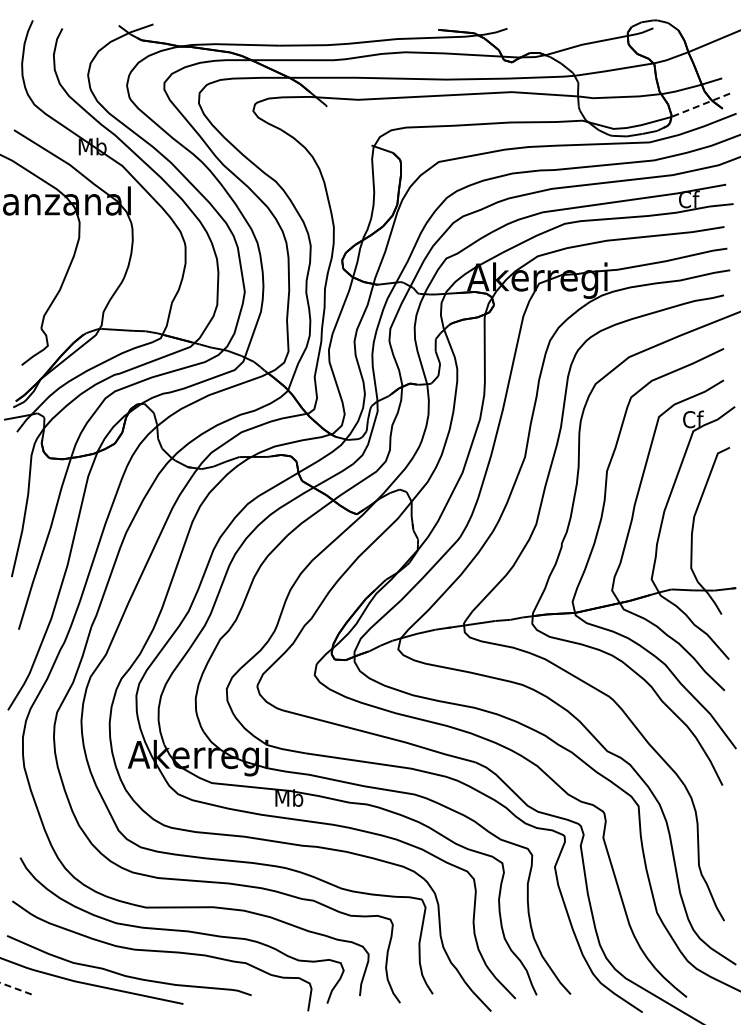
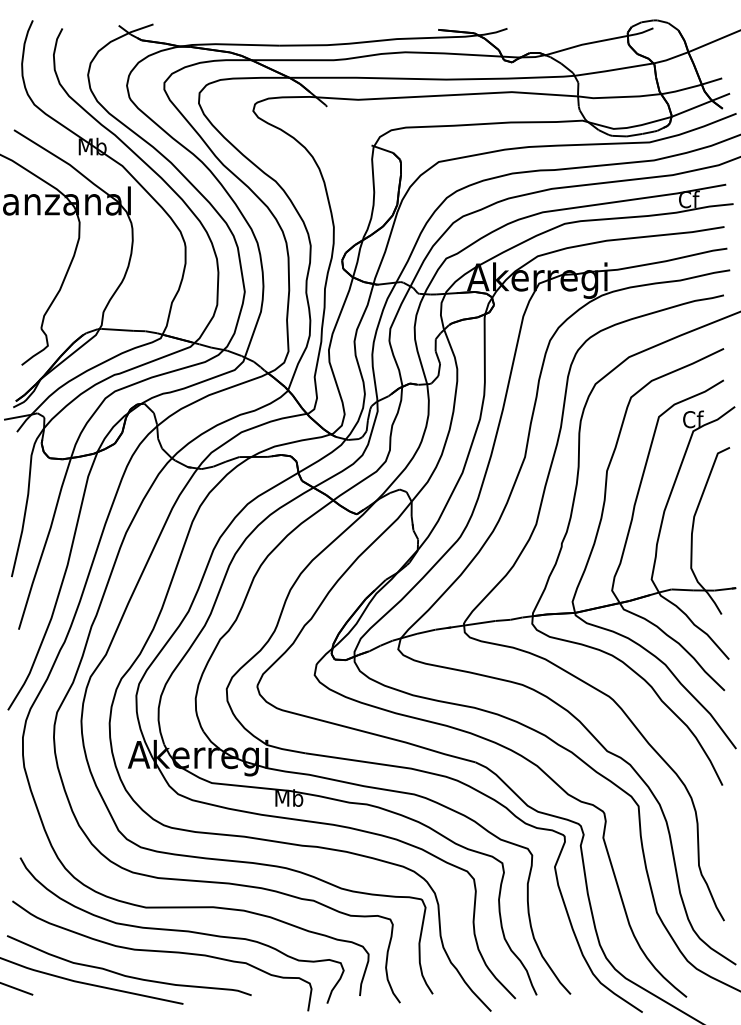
line: dashed -> solid (700, 105)
line: dashed -> solid (17, 989)
